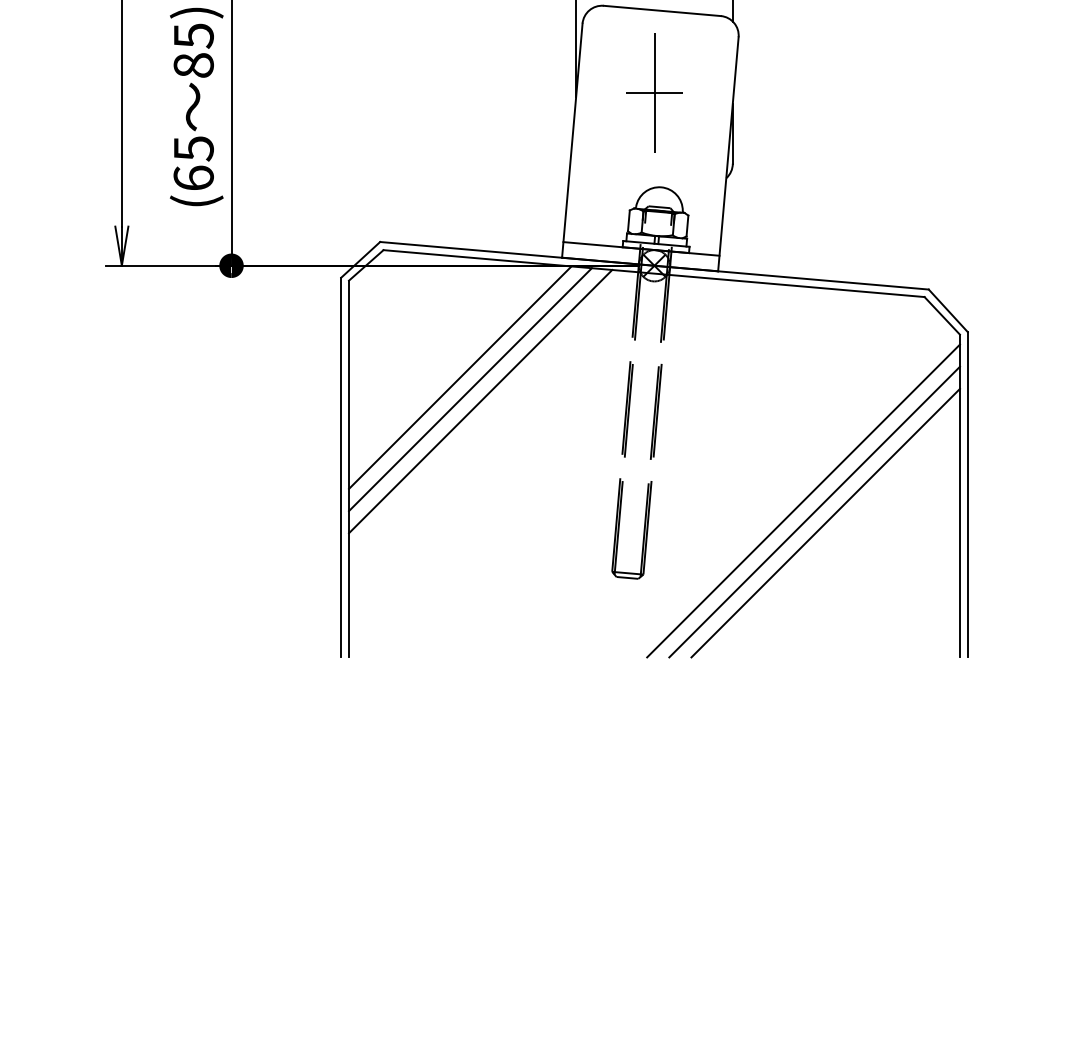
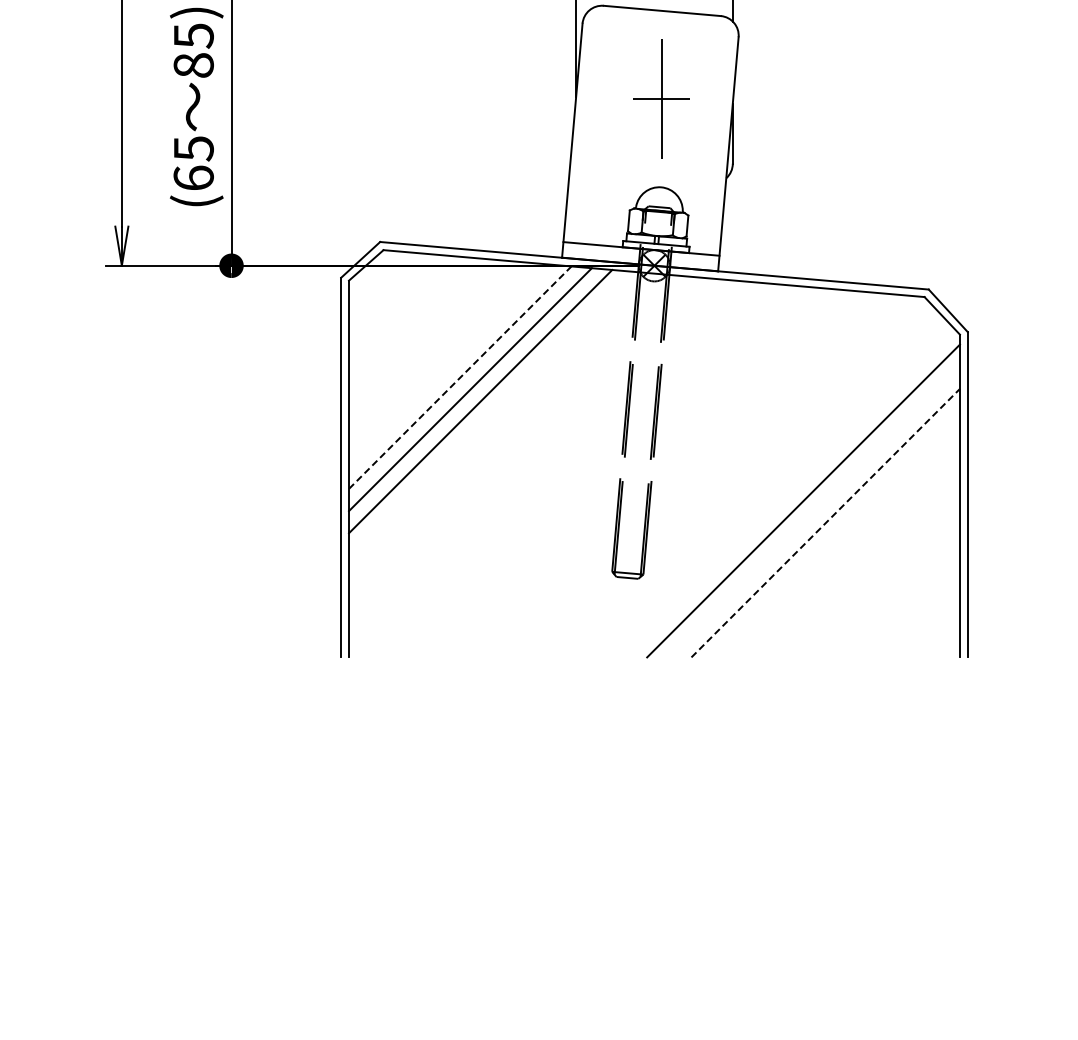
part position: (654, 92) -> (661, 98) (661, 98)
line: solid -> dashed (460, 377)
line: present -> none (814, 511)
line: solid -> dashed (825, 523)
